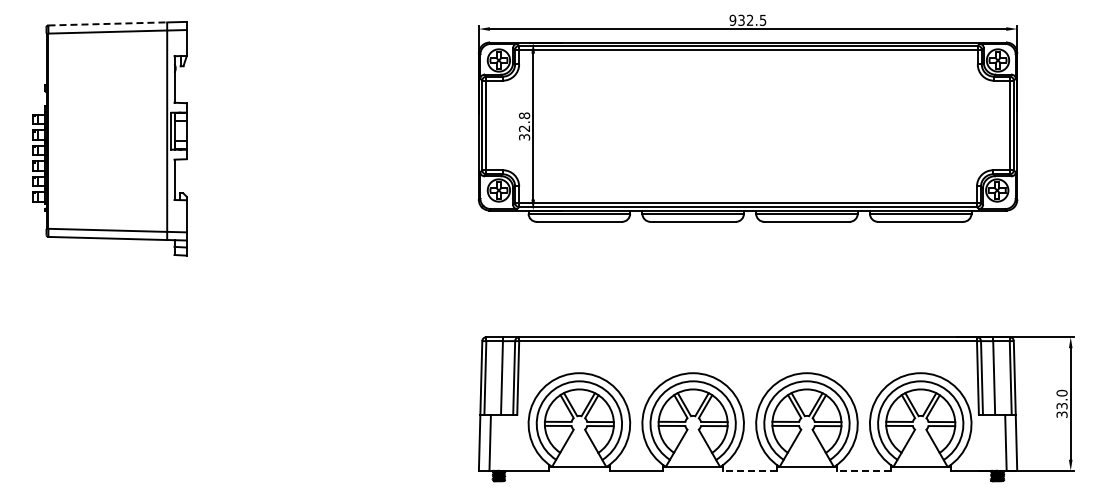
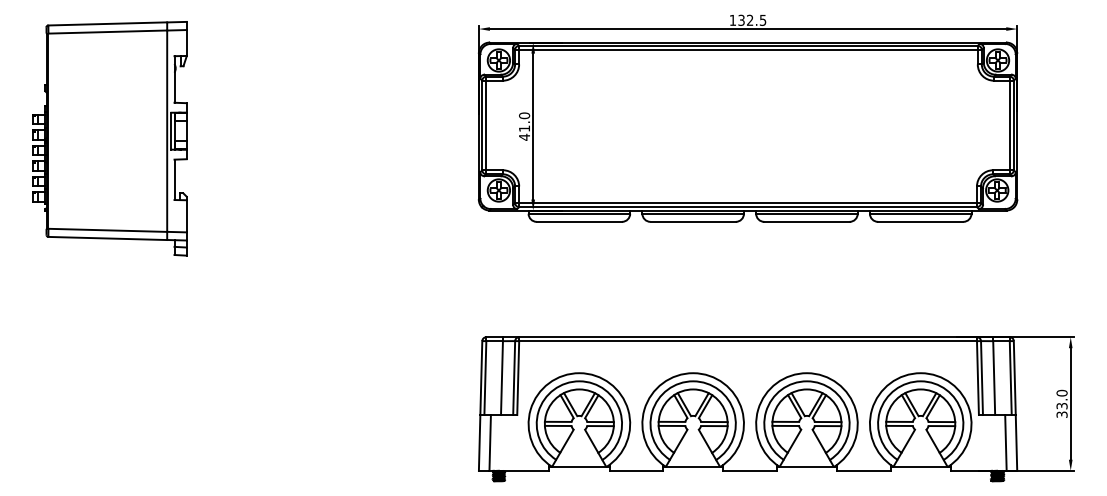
text: 932.5 -> 132.5 (732, 19)
line: dashed -> solid (108, 23)
text: 32.8 -> 41.0 (524, 126)
line: dashed -> solid (750, 470)
line: dashed -> solid (863, 470)
